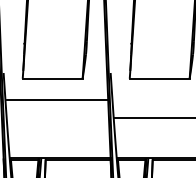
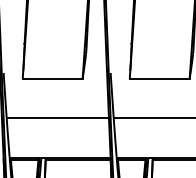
line position: (57, 99) -> (57, 117) (57, 117)
